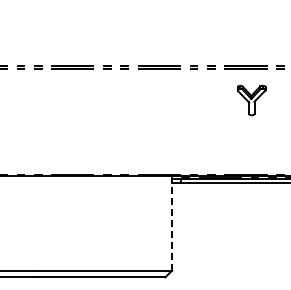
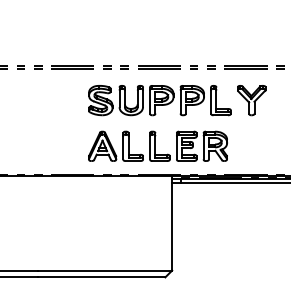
part: none -> present (159, 100)
part: none -> present (157, 145)
line: dashed -> solid (172, 222)
